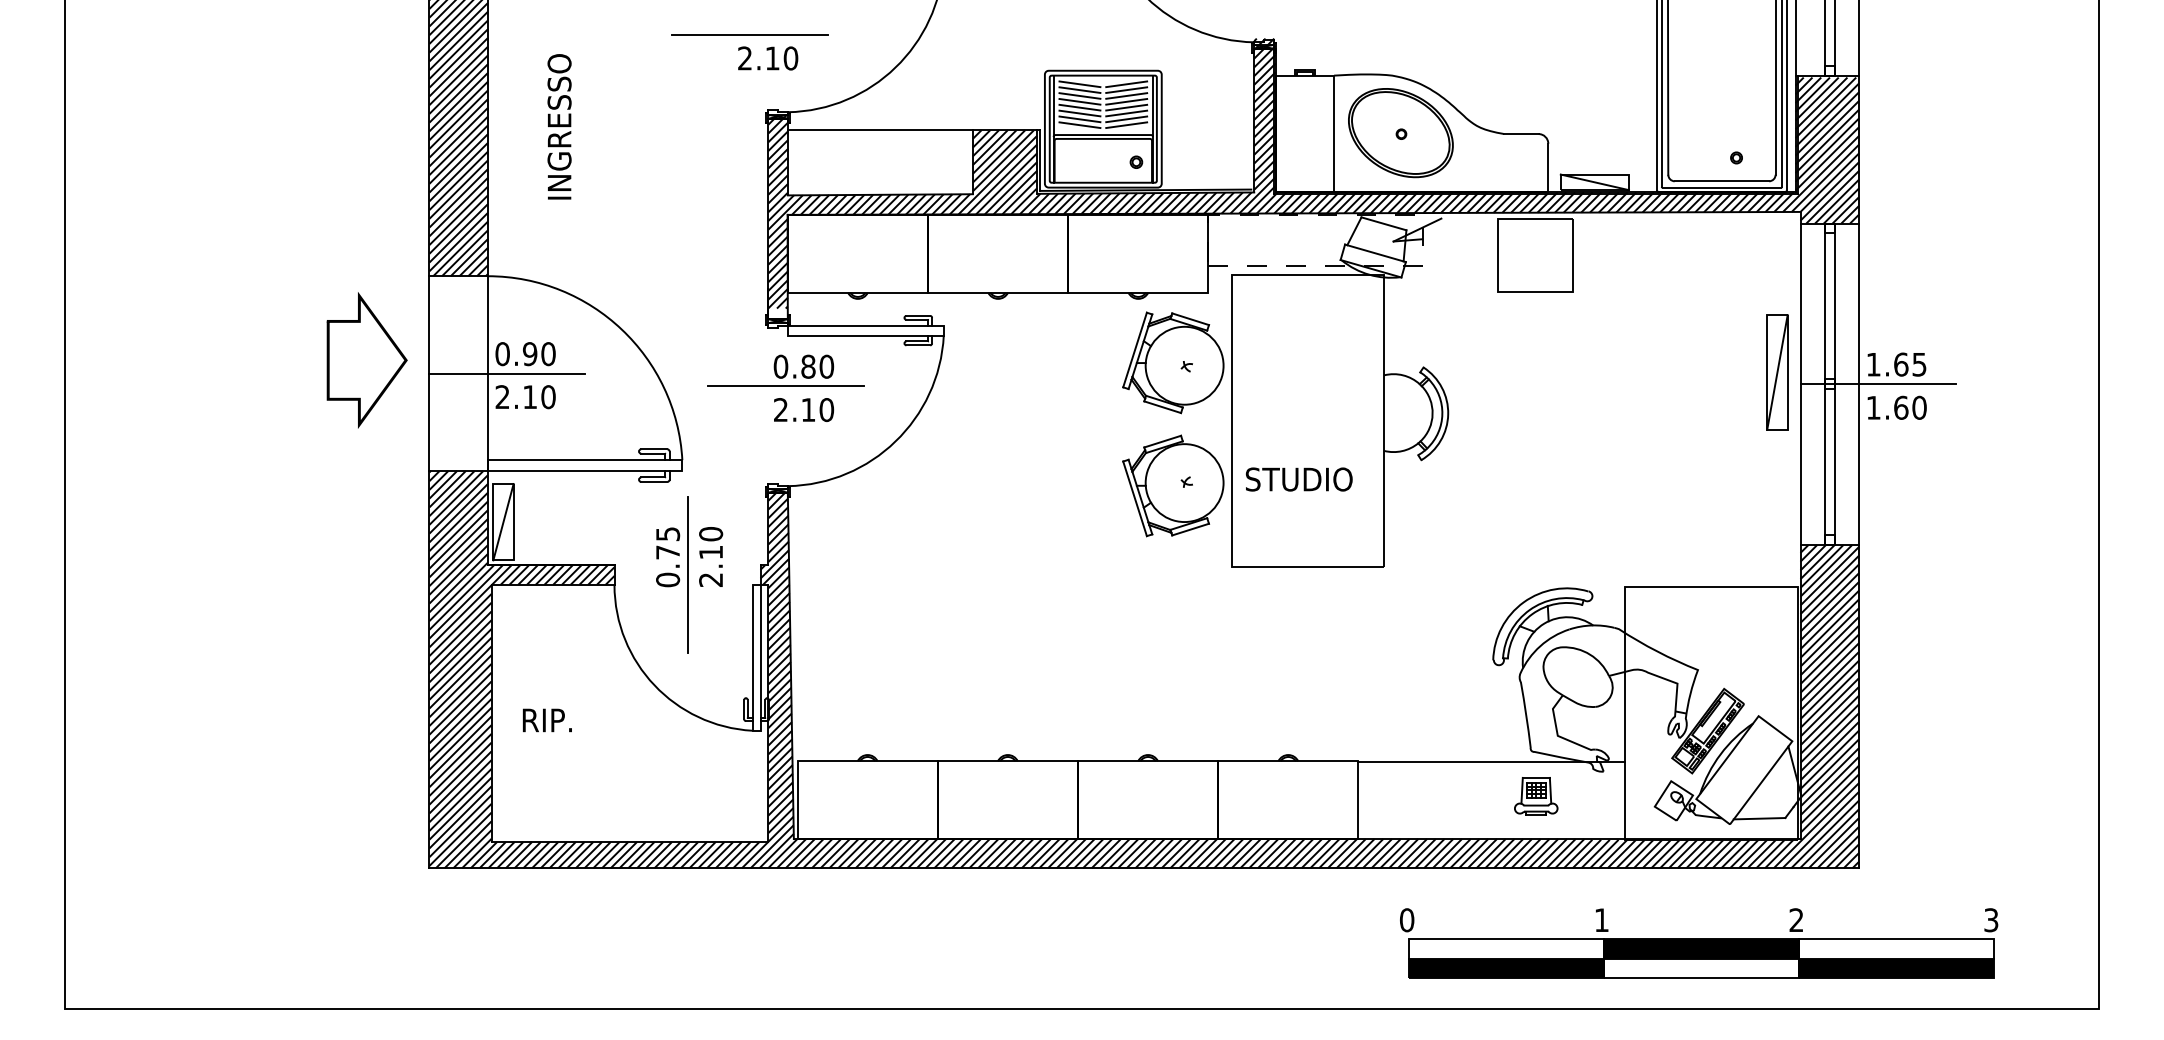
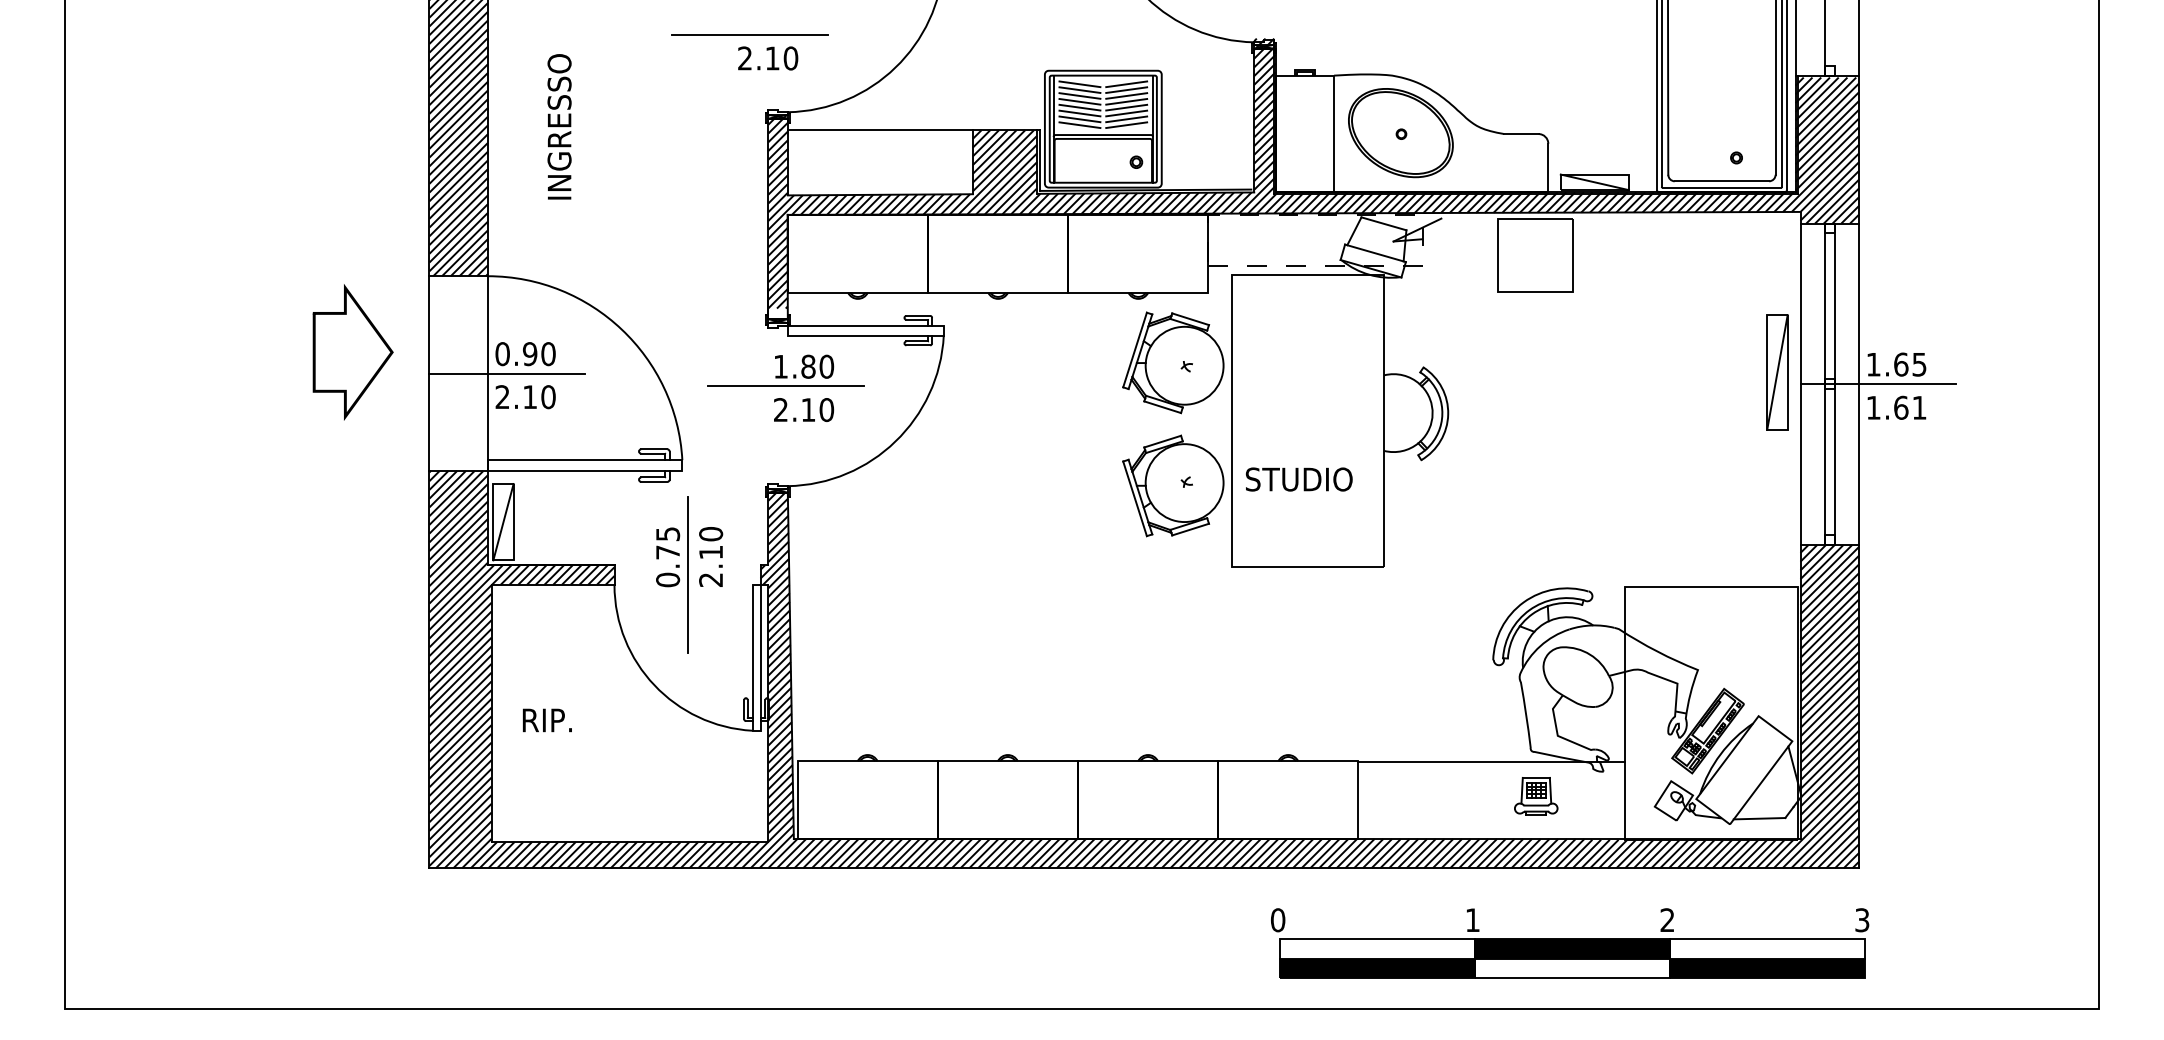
line: present -> none (1834, 38)
part position: (366, 360) -> (352, 352) (352, 352)
text: 0.80 -> 1.80 (780, 366)
text: 1.60 -> 1.61 (1919, 407)
part position: (1699, 943) -> (1570, 943) (1570, 943)
